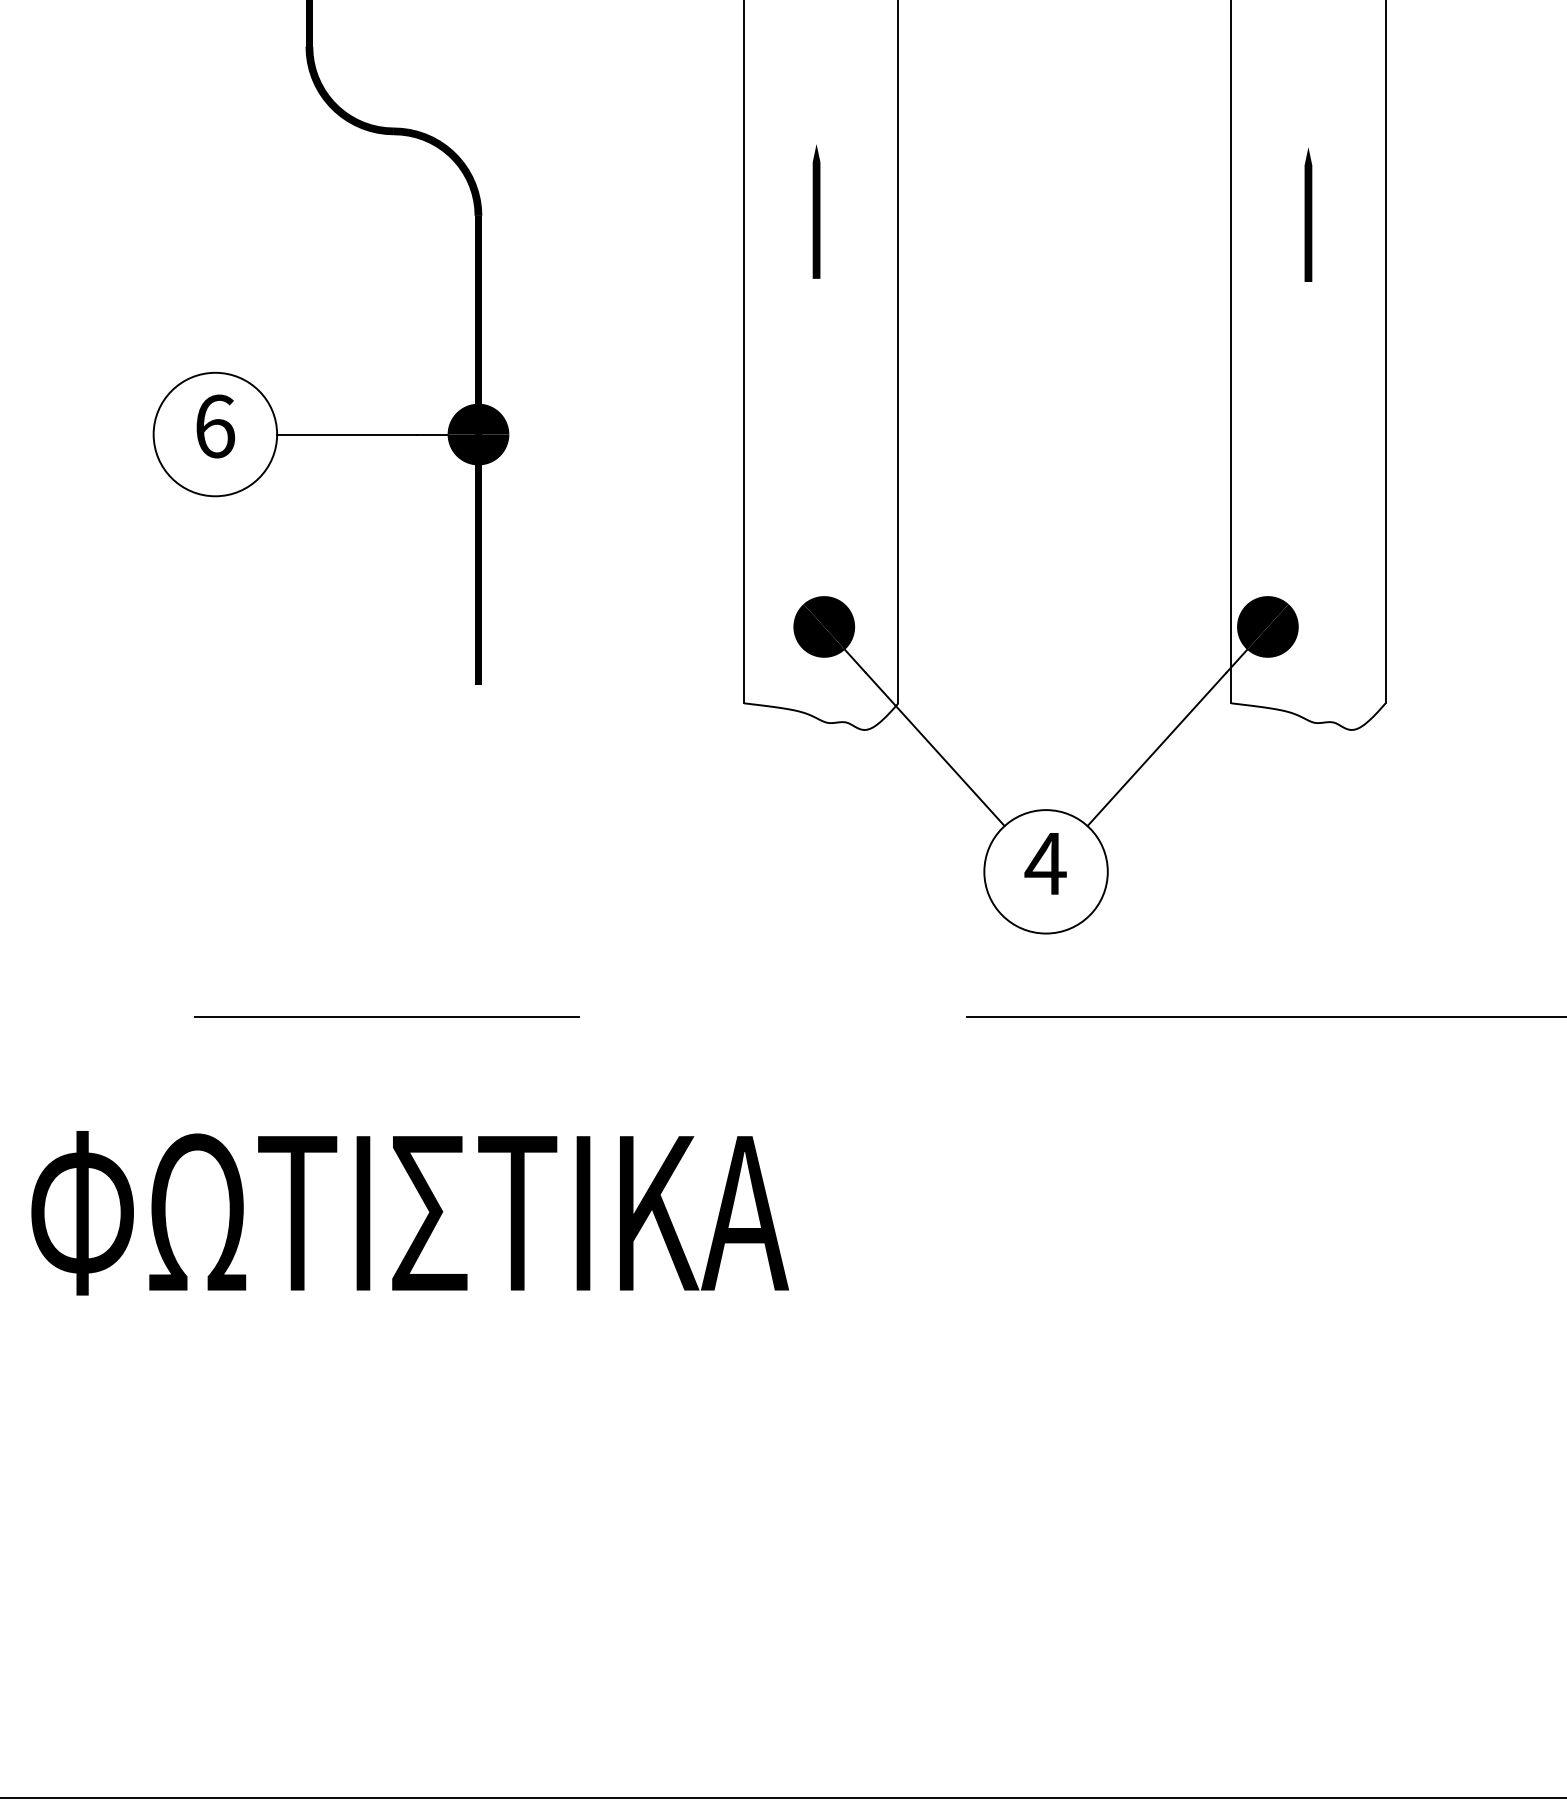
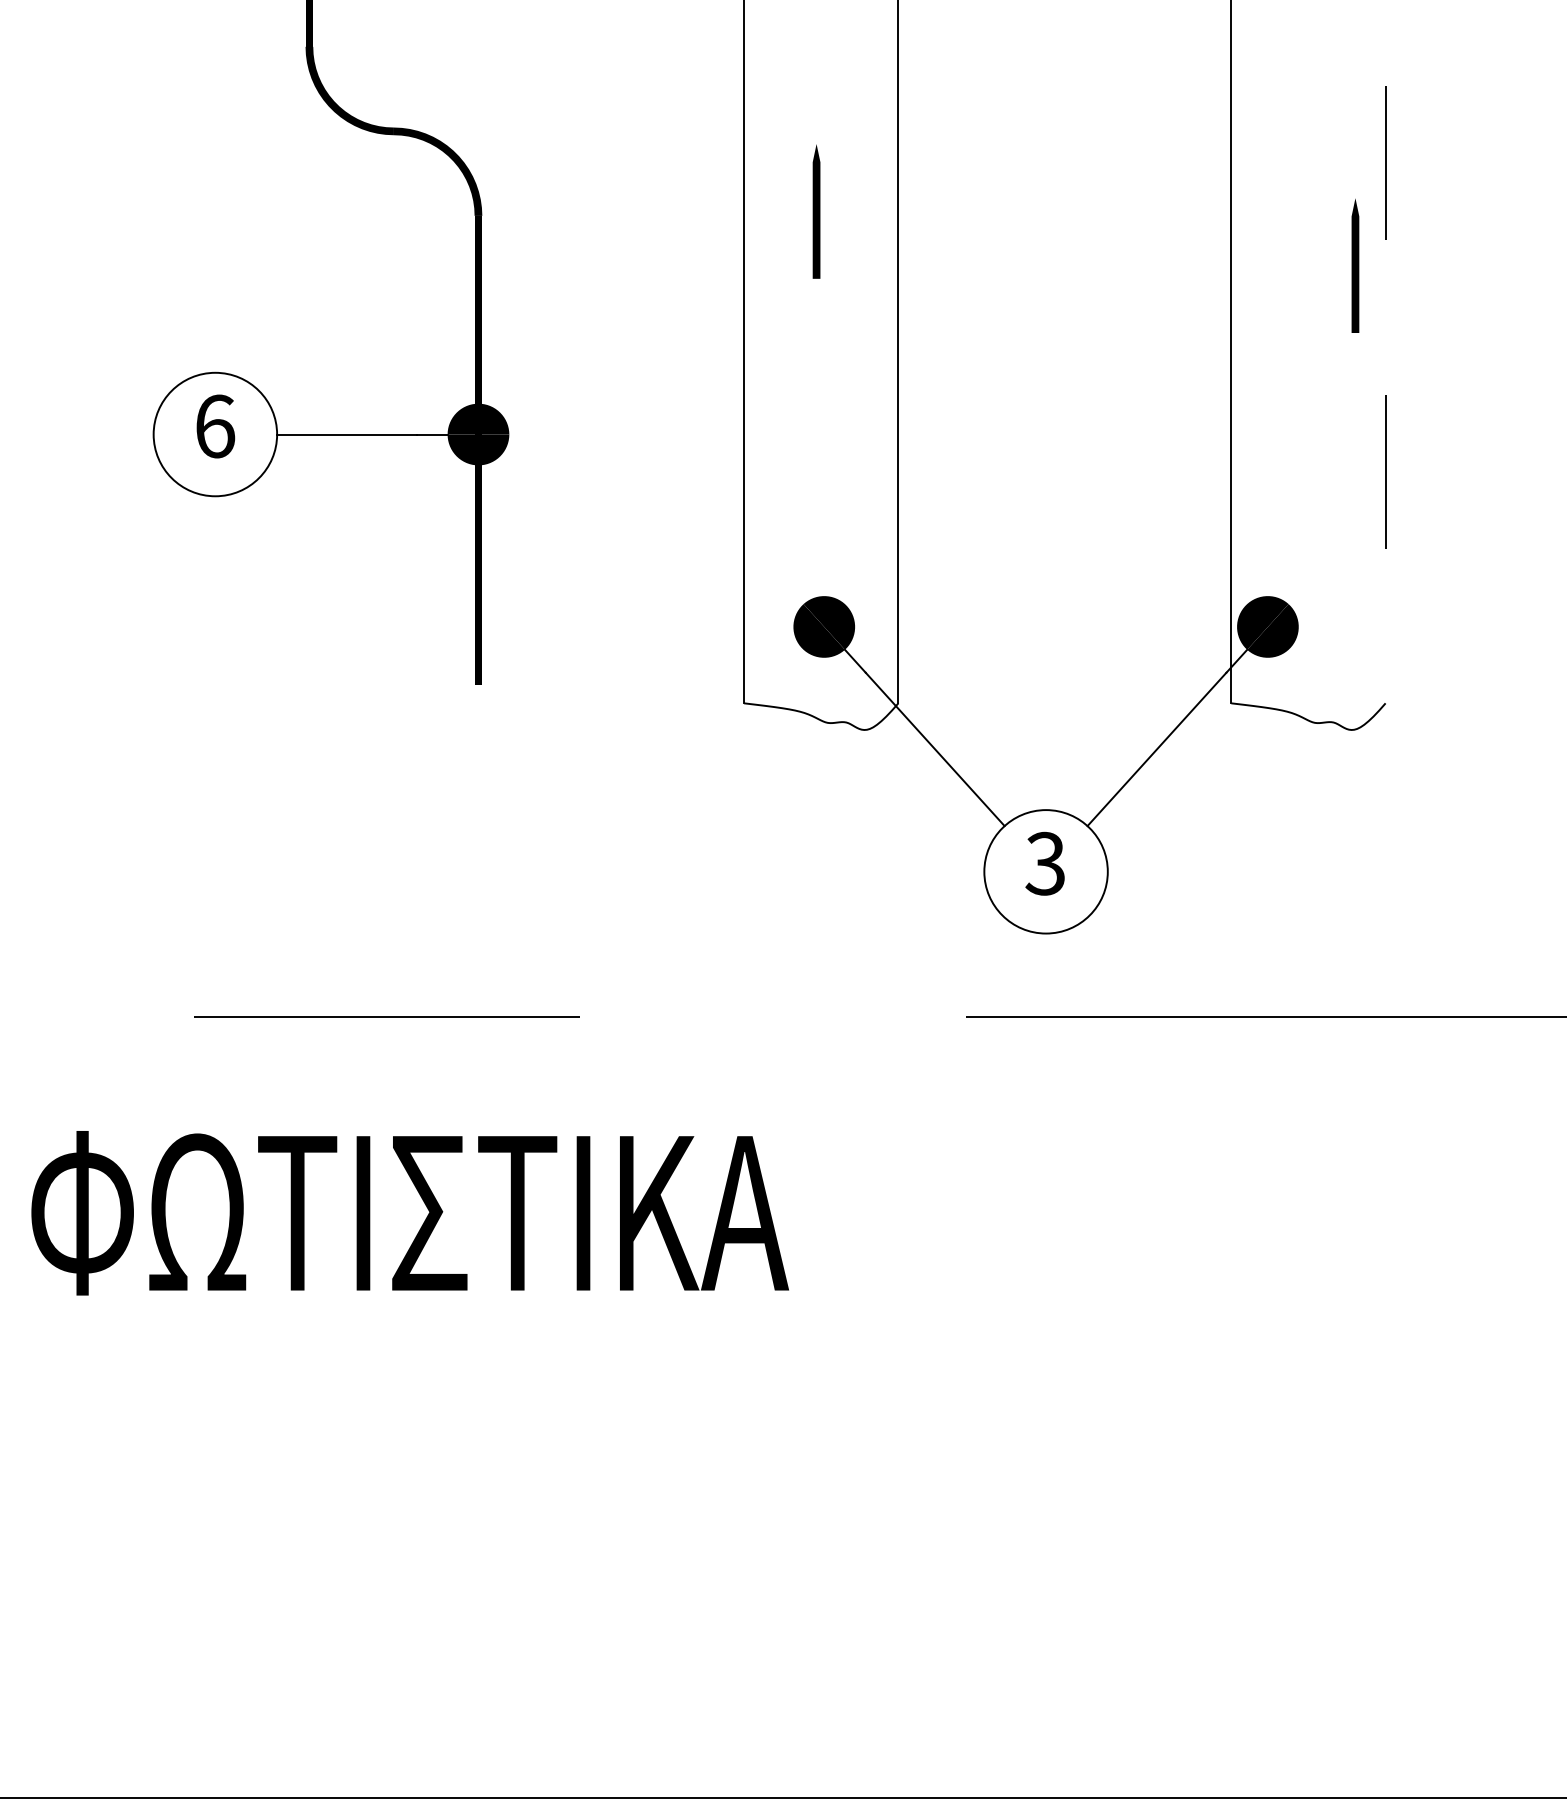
line position: (1308, 214) -> (1355, 265) (1355, 265)
line: solid -> dashed (1385, 351)
text: 4 -> 3 (1045, 863)
